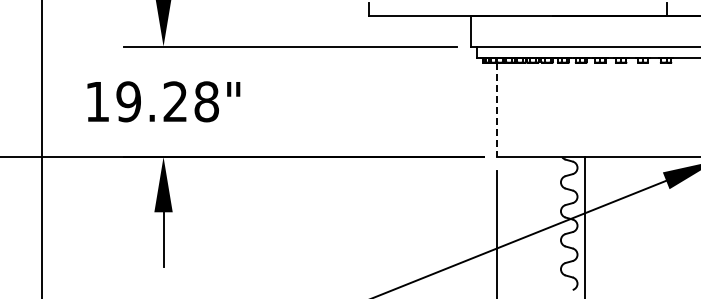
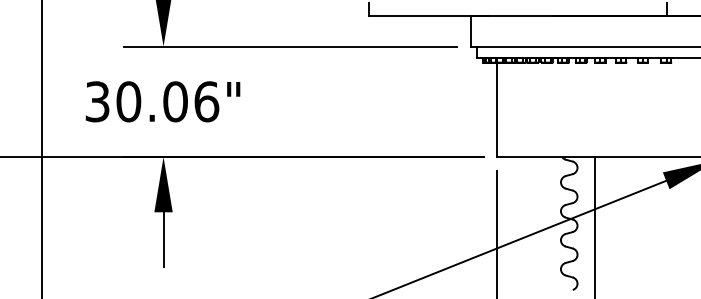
text: 19.28" -> 30.06" (152, 101)
line: dashed -> solid (497, 110)
line position: (585, 226) -> (595, 226) (595, 226)
